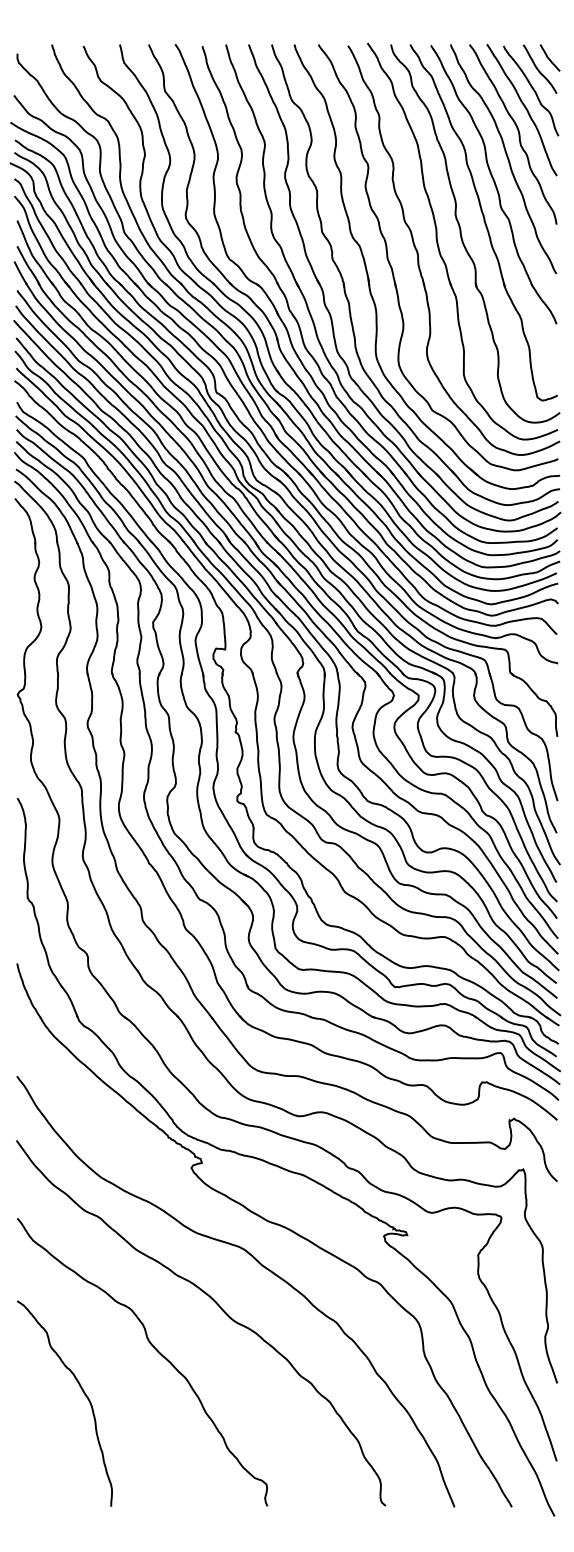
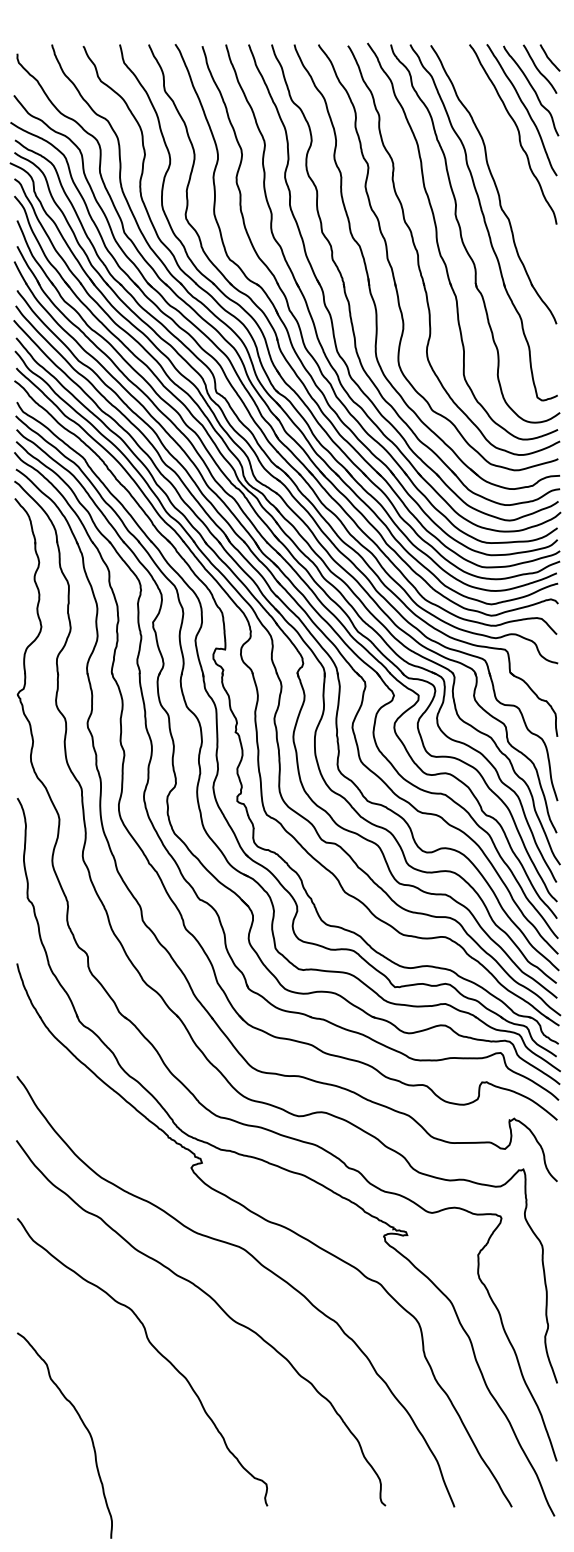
curve: present -> none (506, 157)
curve position: (83, 1393) -> (83, 1425) (83, 1425)
